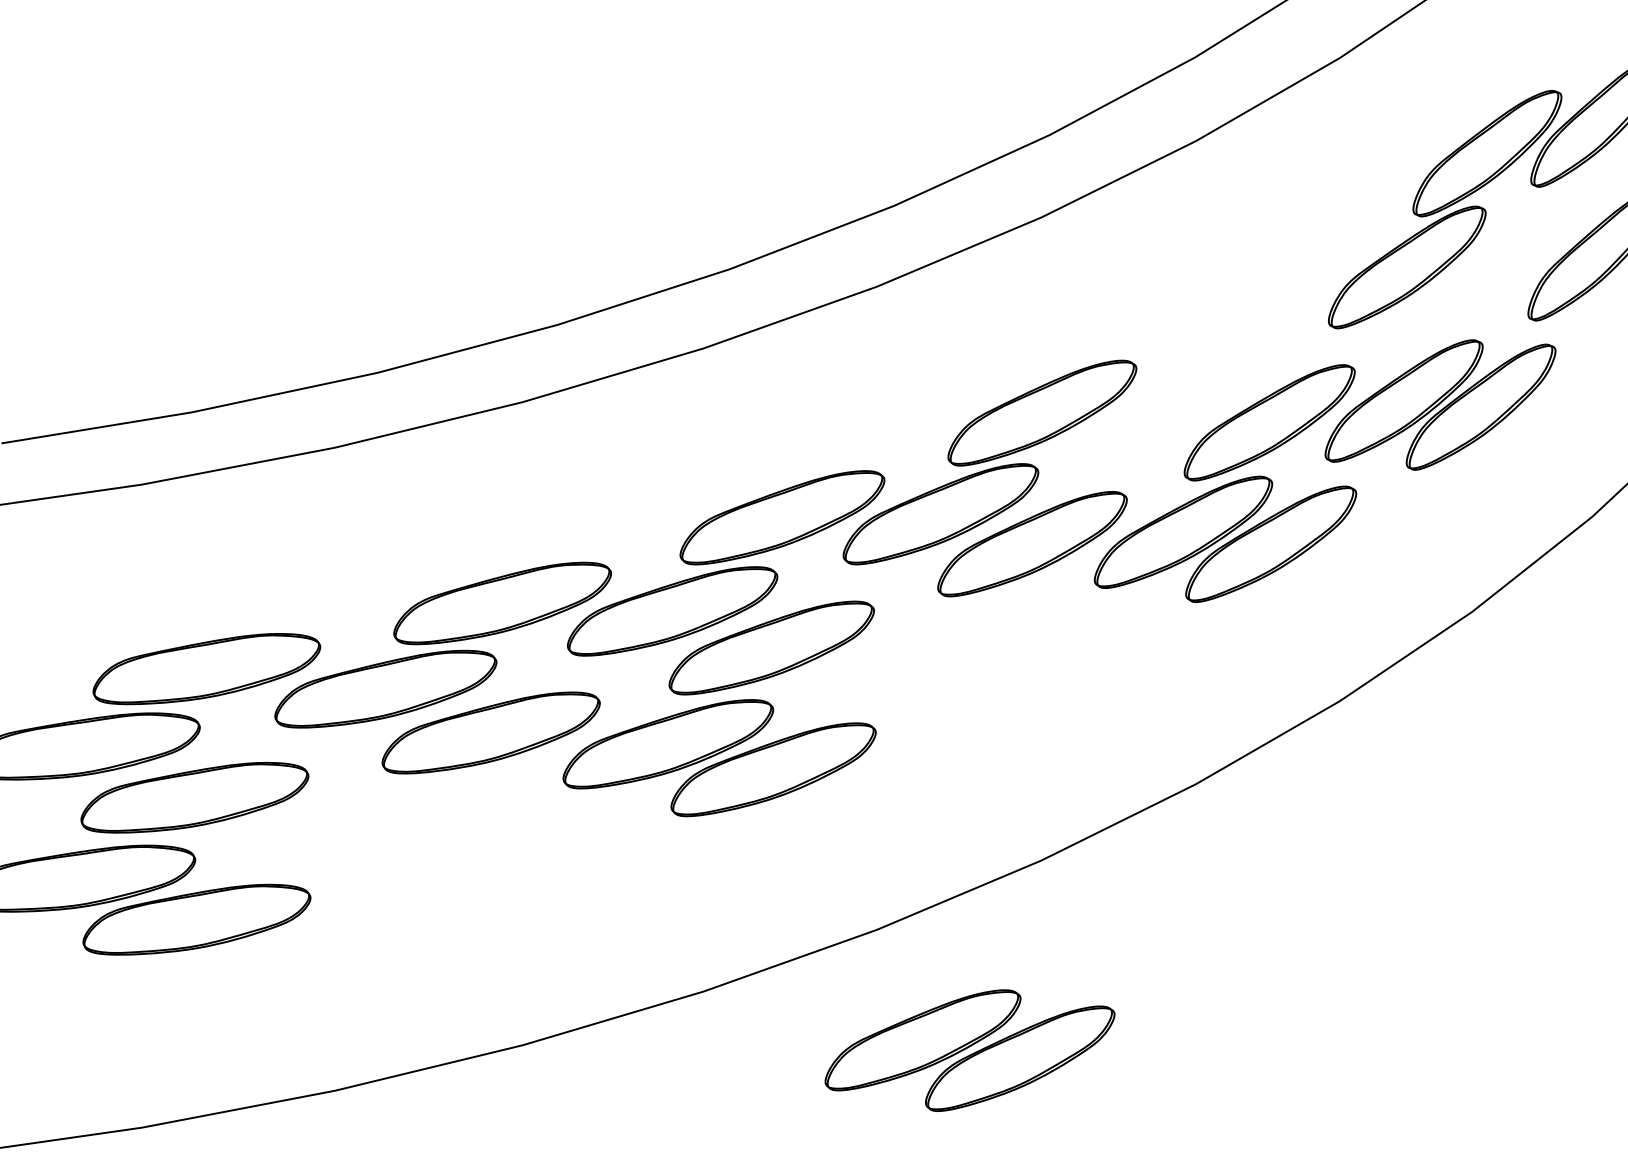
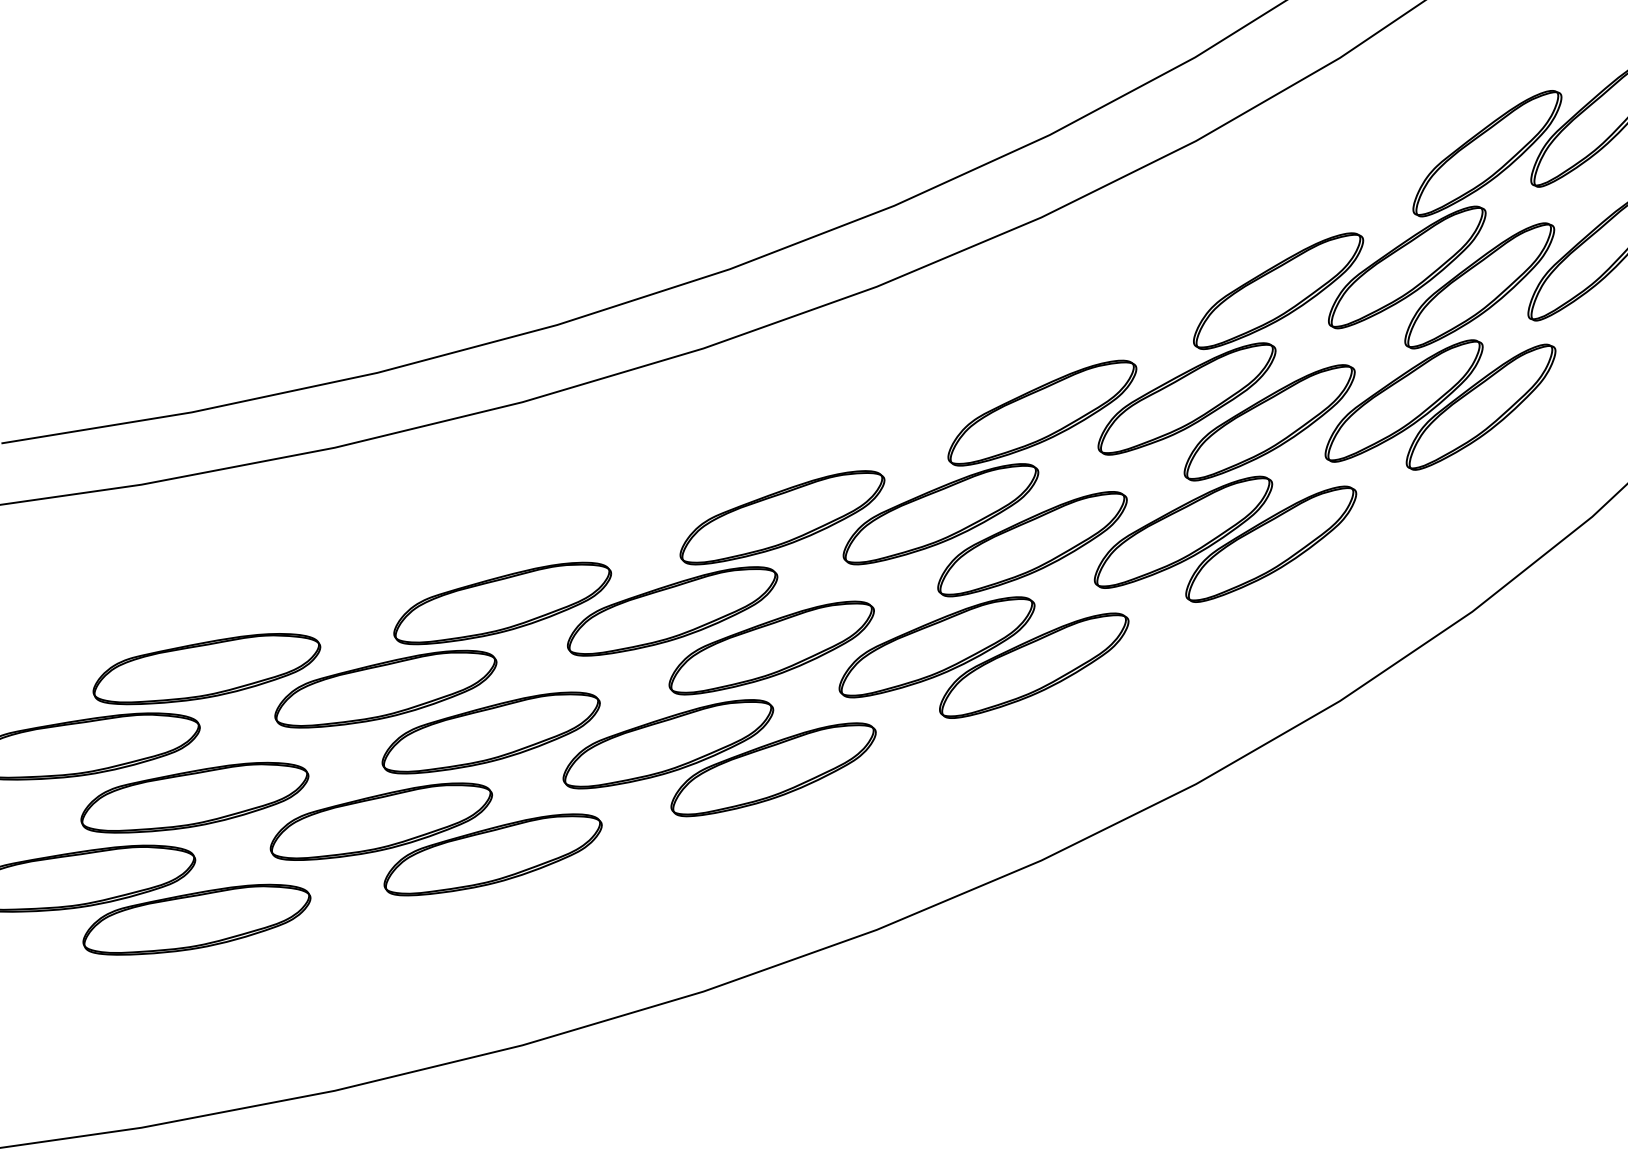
part: none -> present (1479, 285)
part: none -> present (1230, 343)
part: none -> present (435, 839)
part position: (969, 1050) -> (983, 657) (983, 657)
